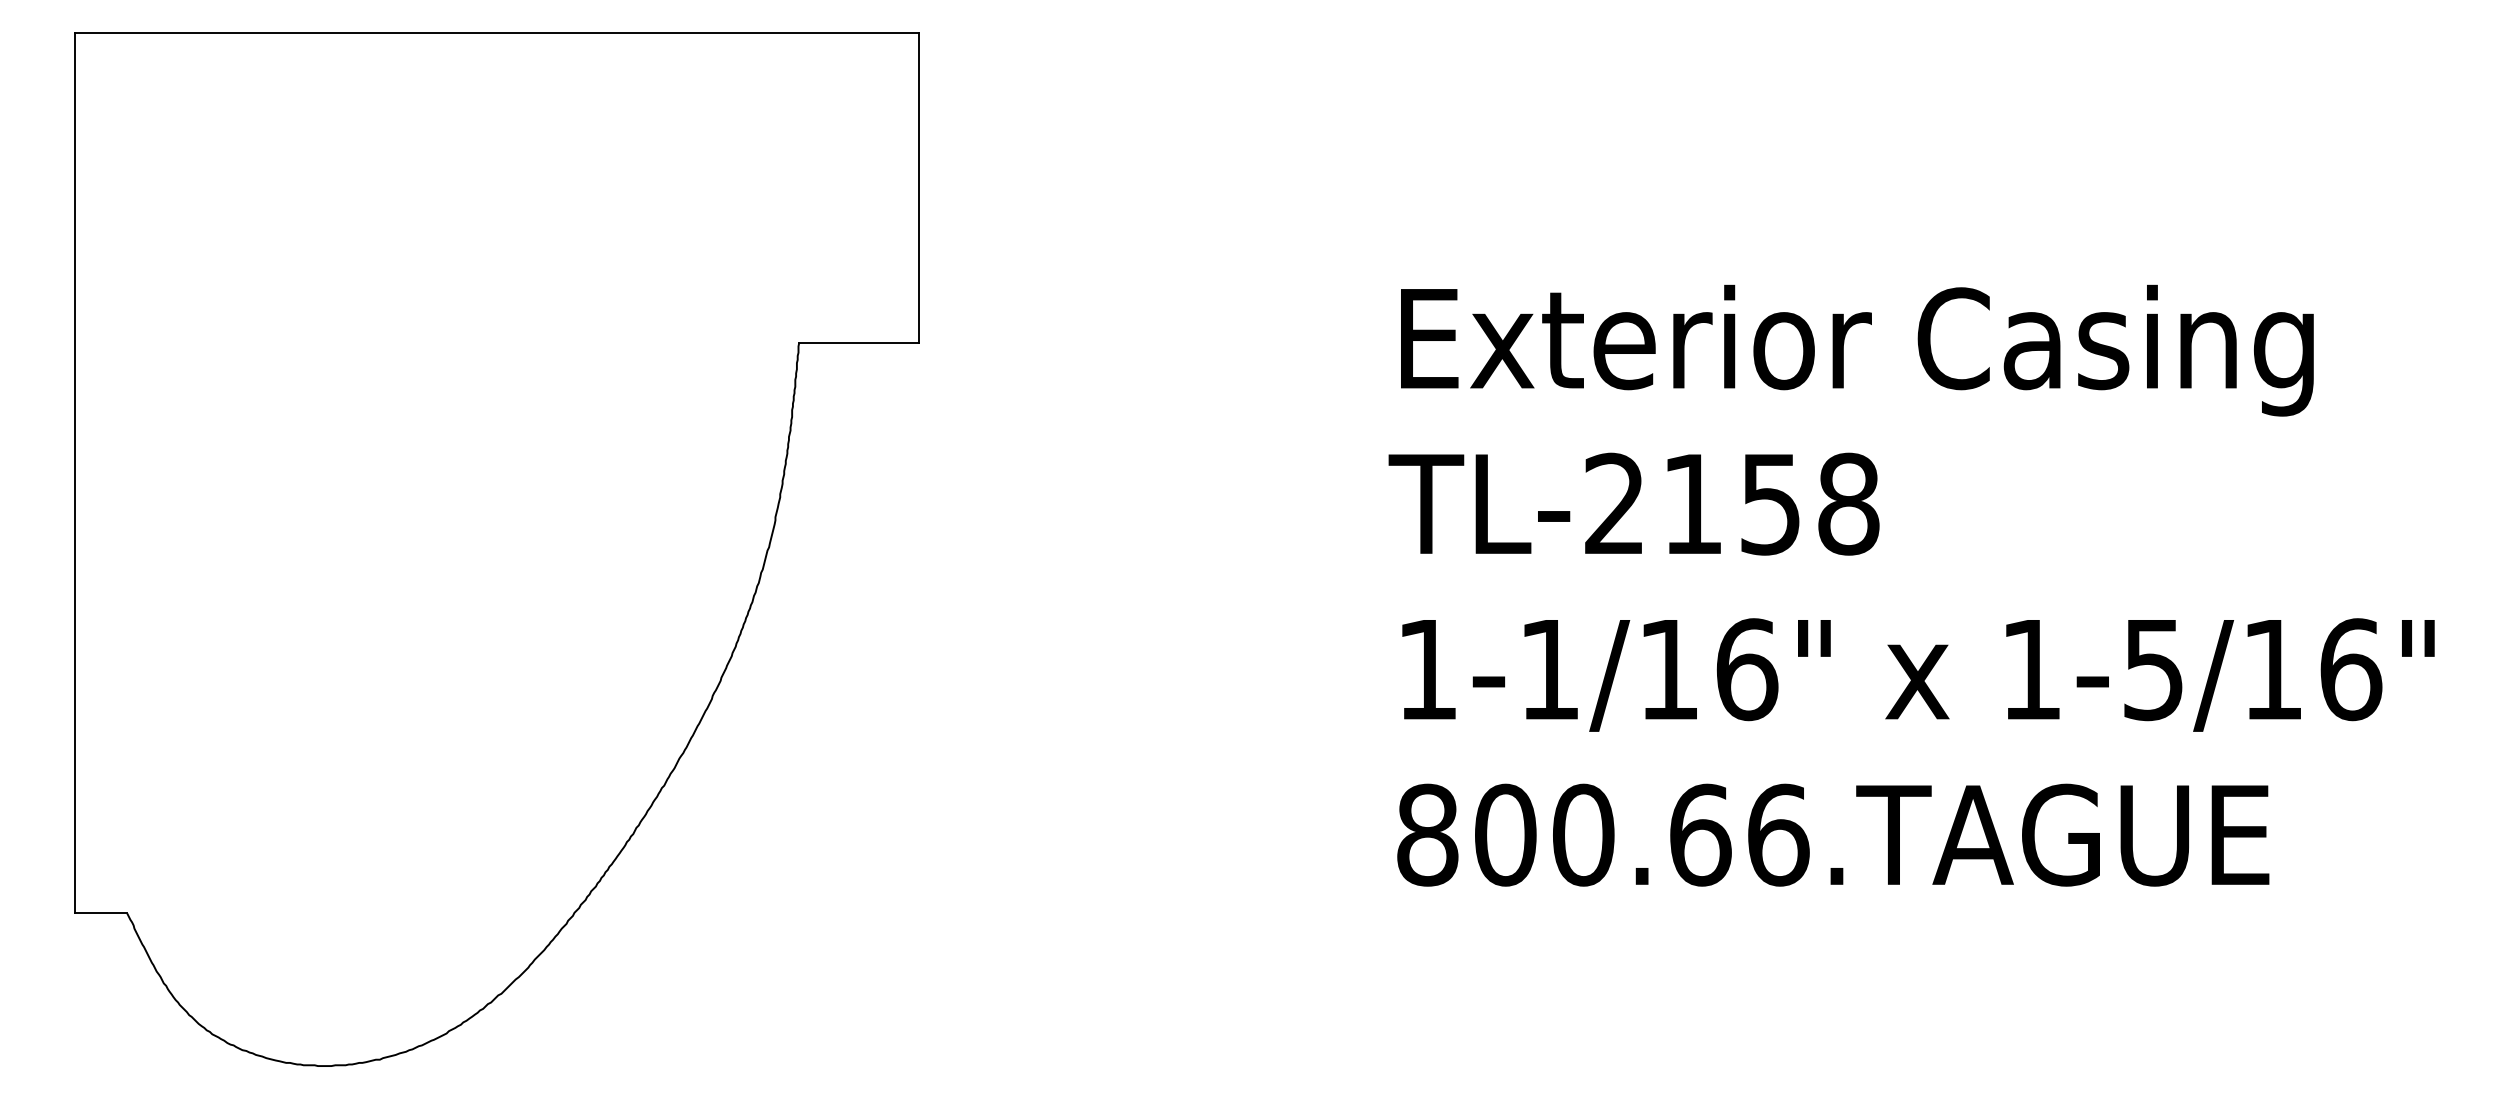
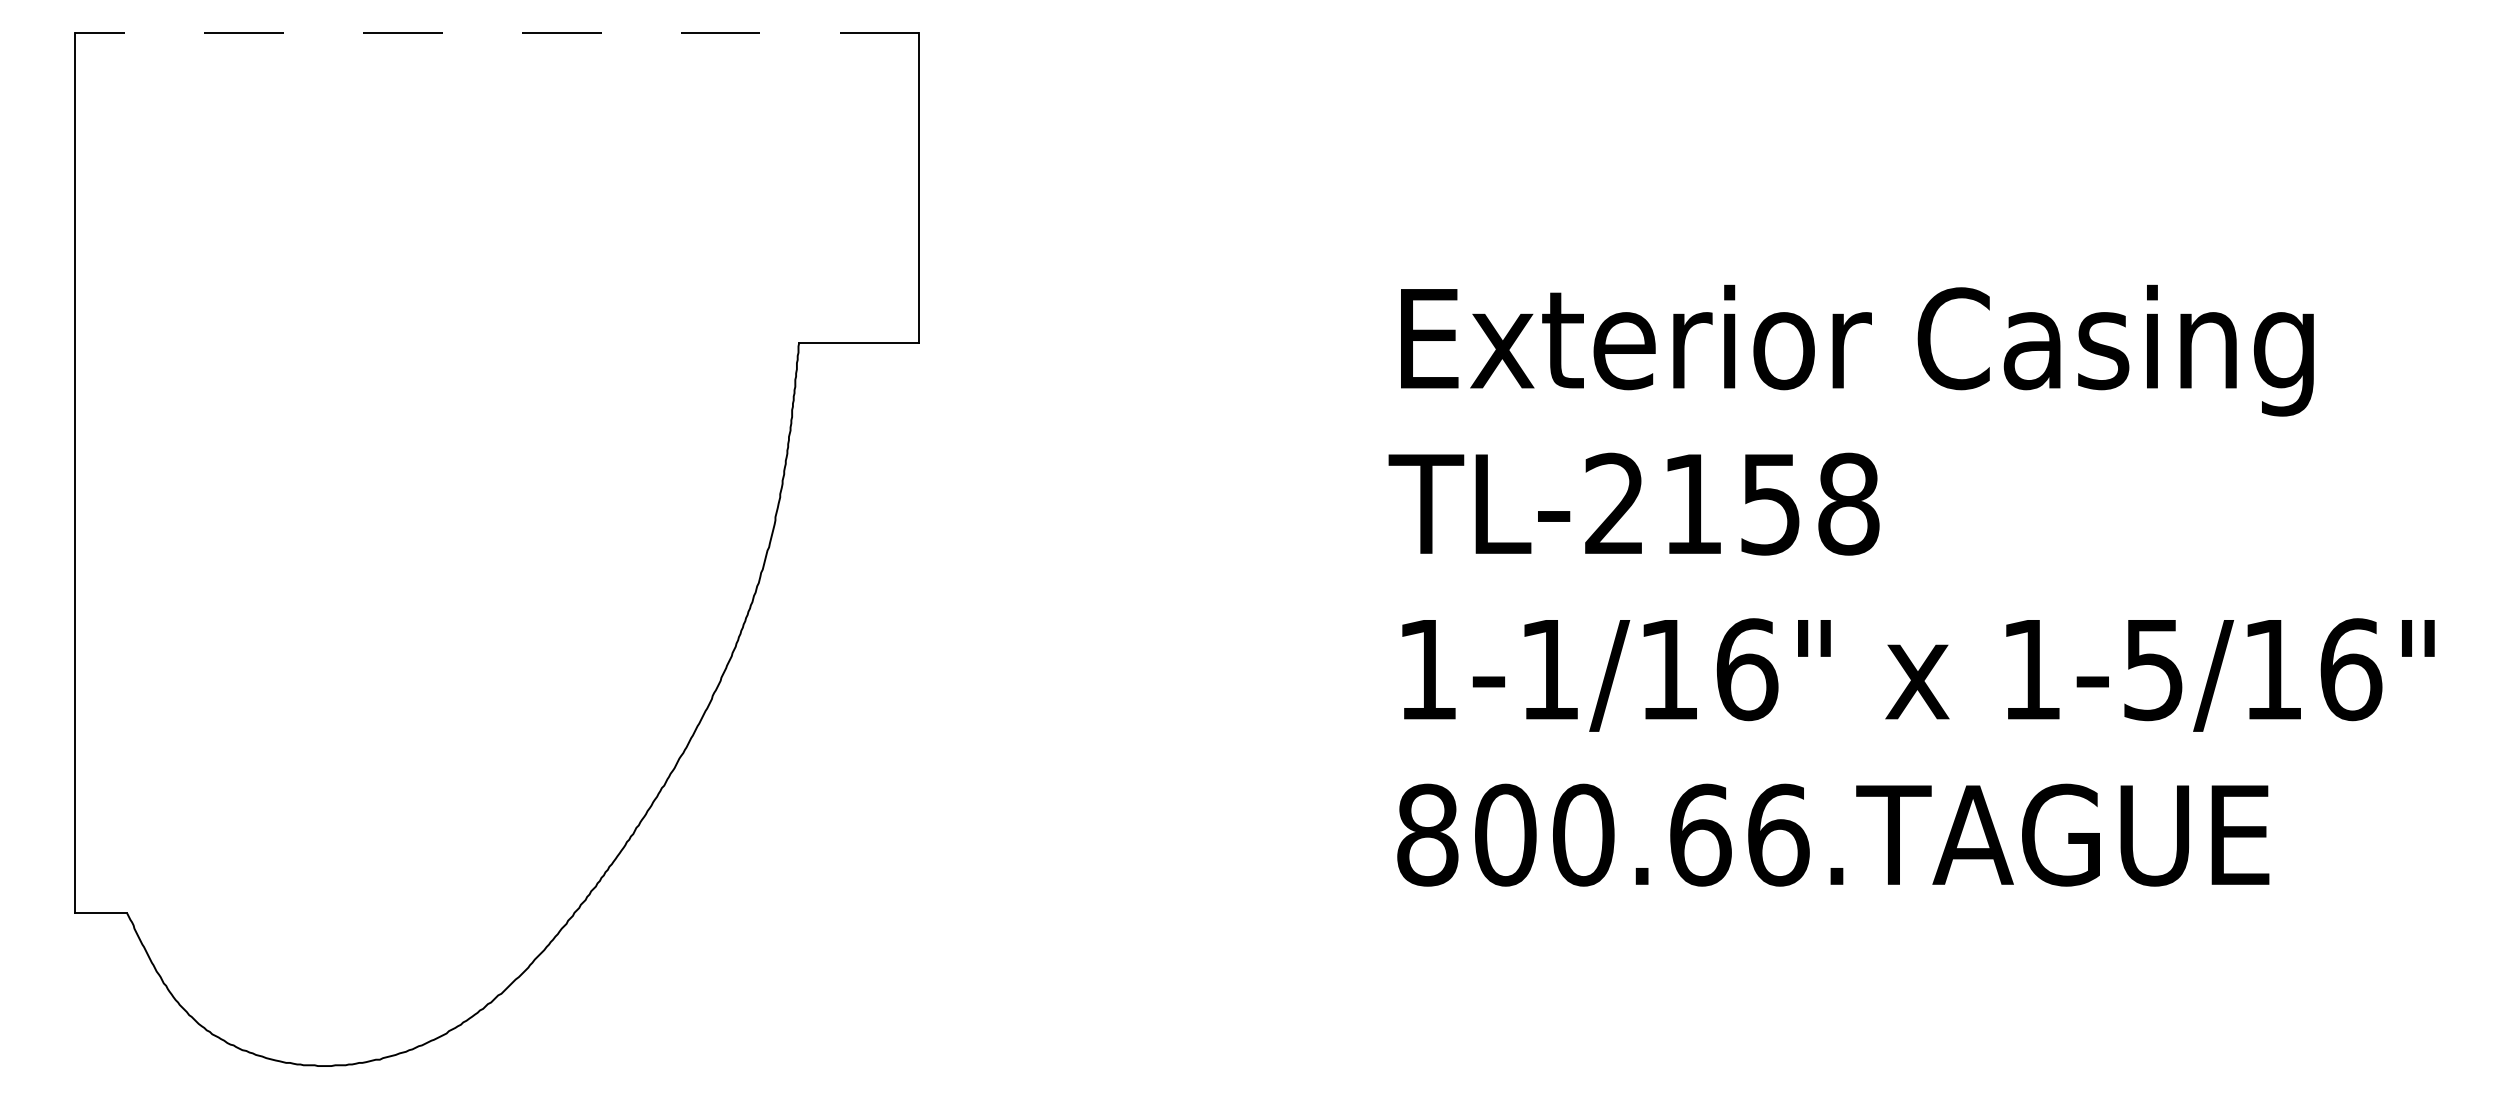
line: solid -> dashed (497, 32)
